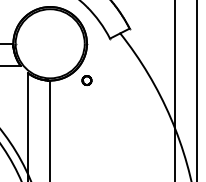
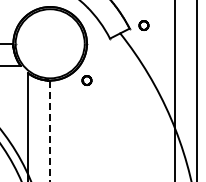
part: none -> present (143, 25)
line: solid -> dashed (50, 131)
